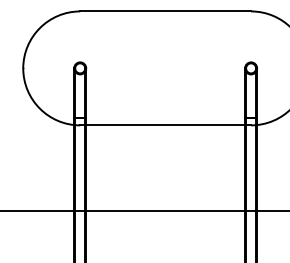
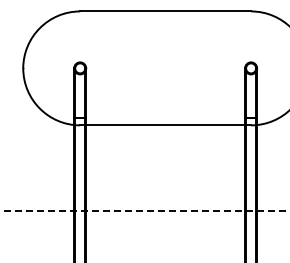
line: solid -> dashed (145, 210)
